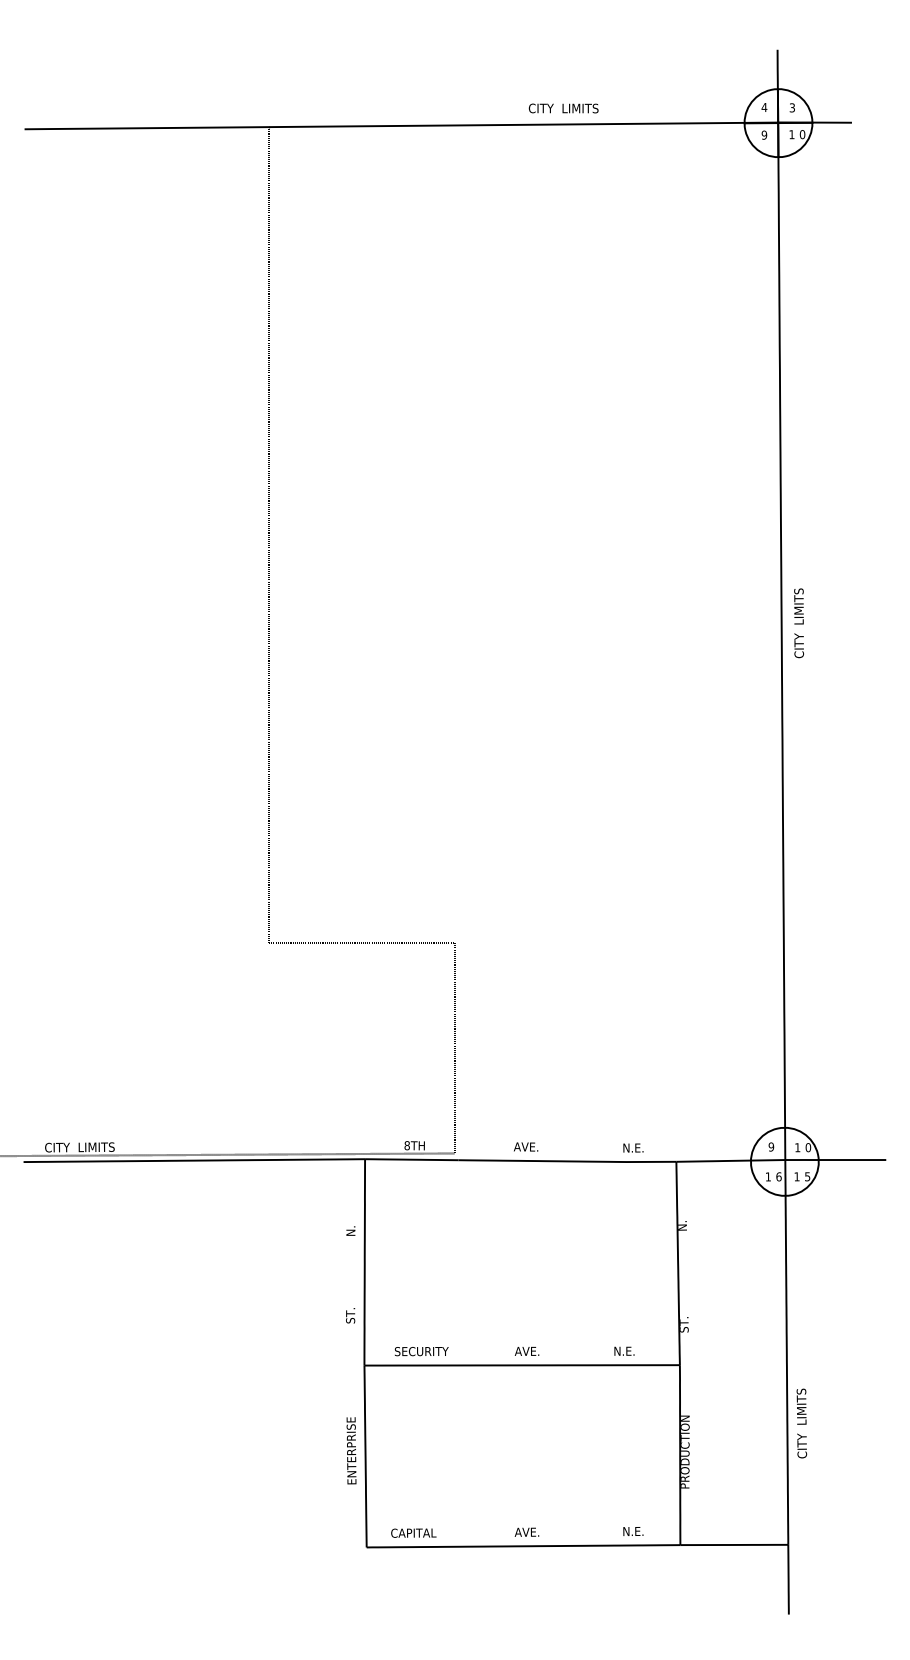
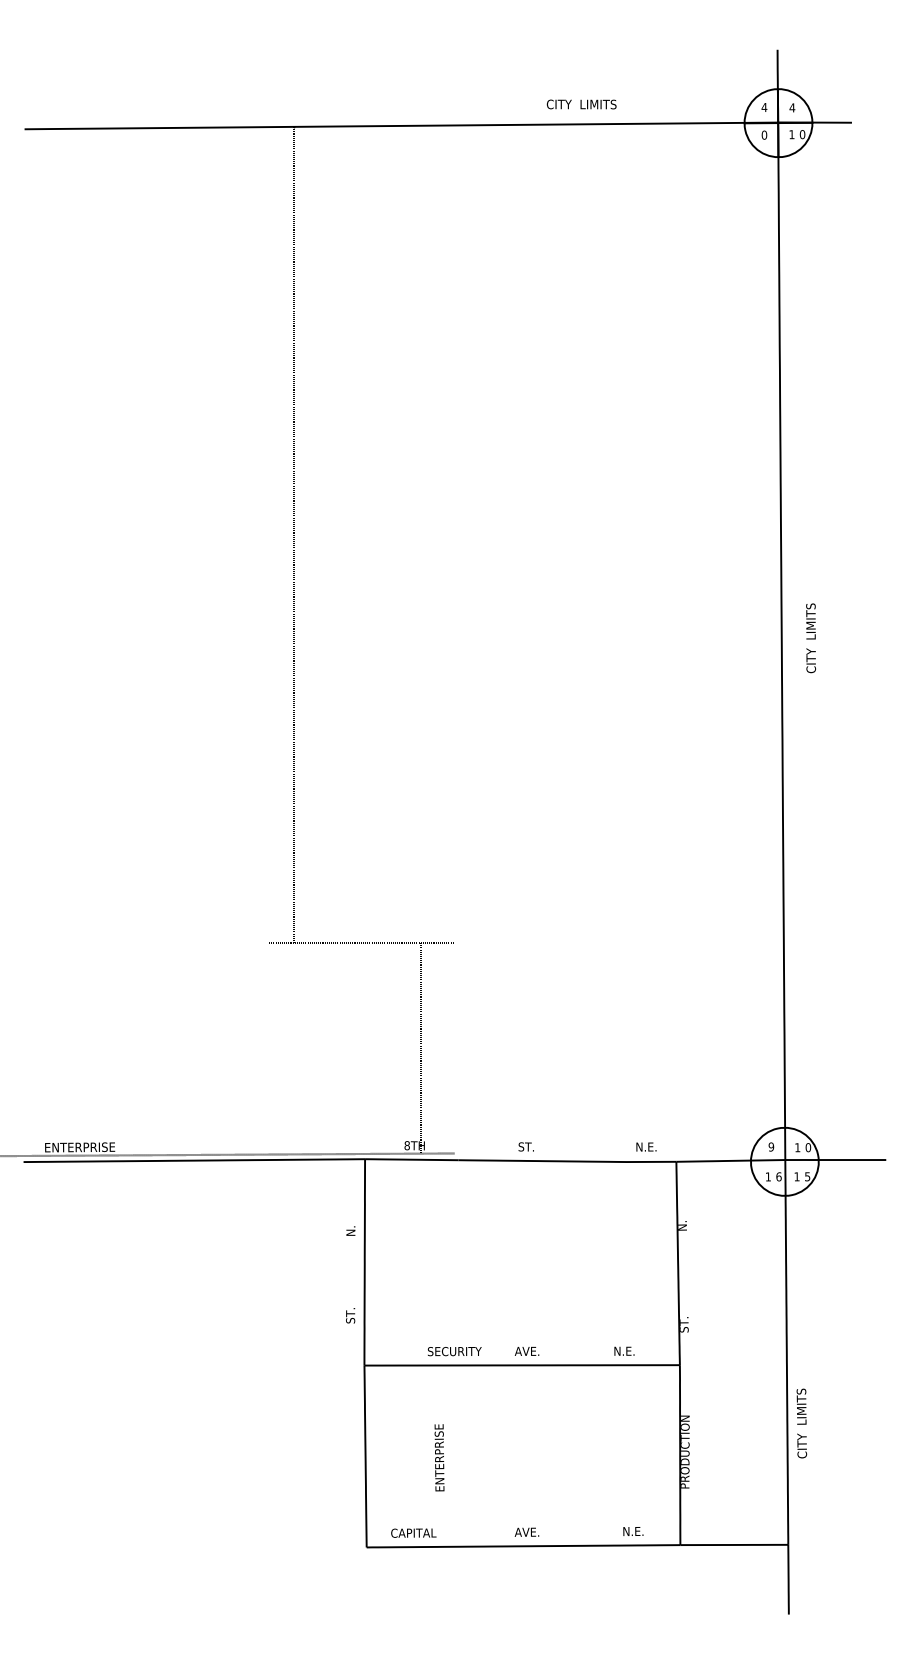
text: 3 -> 4 (792, 107)
text position: (563, 108) -> (581, 104) (581, 104)
text: 9 -> 0 (763, 135)
line position: (269, 534) -> (294, 534) (294, 534)
text position: (798, 623) -> (810, 638) (810, 638)
line position: (454, 1047) -> (420, 1047) (420, 1047)
text: AVE. -> ST. (525, 1146)
text: CITY  LIMITS -> ENTERPRISE (80, 1147)
text position: (633, 1147) -> (646, 1146) (646, 1146)
text position: (421, 1351) -> (454, 1351) (454, 1351)
text position: (351, 1450) -> (439, 1457) (439, 1457)
